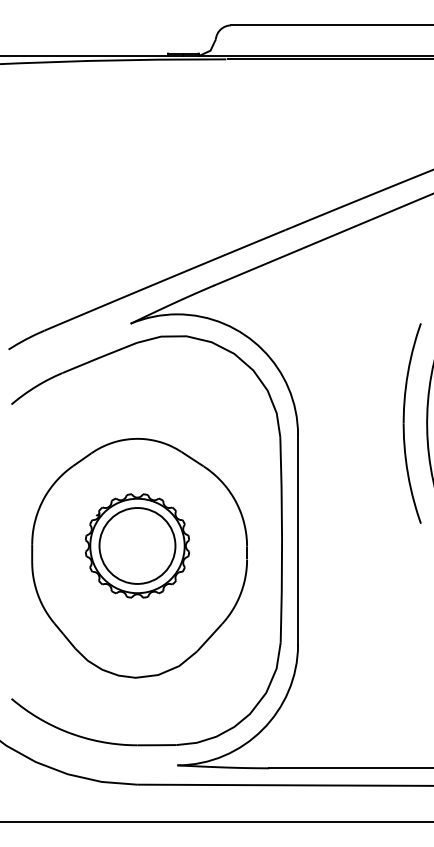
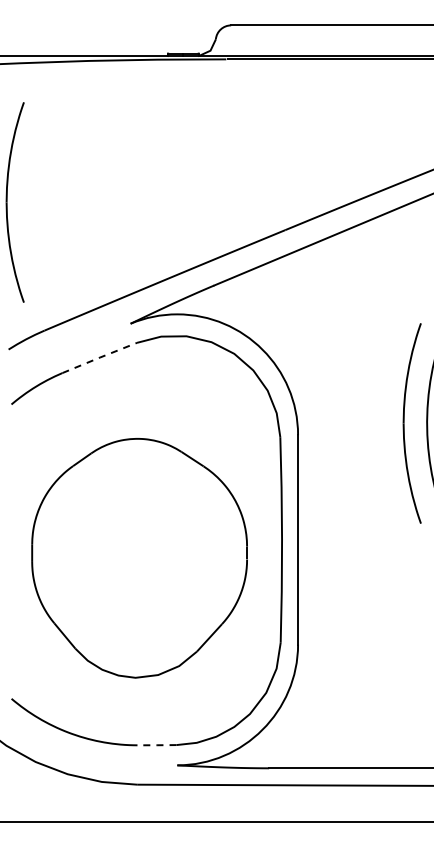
part: none -> present (7, 202)
line: solid -> dashed (100, 357)
part: present -> none (136, 545)
line: solid -> dashed (157, 745)
